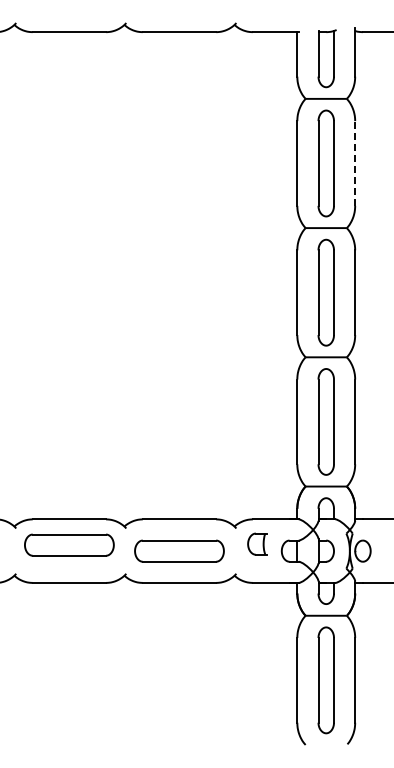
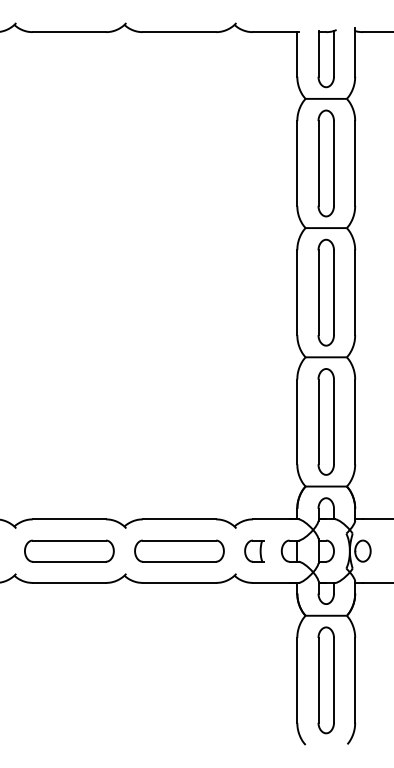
line: dashed -> solid (355, 163)
part position: (257, 543) -> (254, 550) (254, 550)
part position: (69, 544) -> (69, 550) (69, 550)
